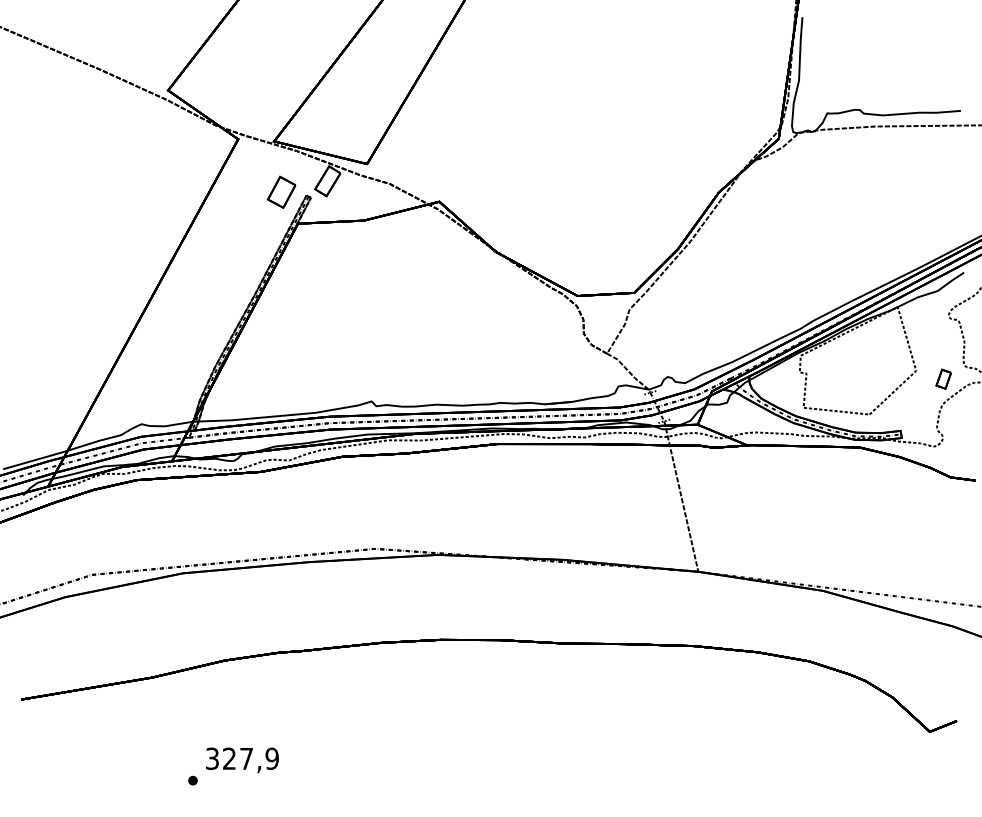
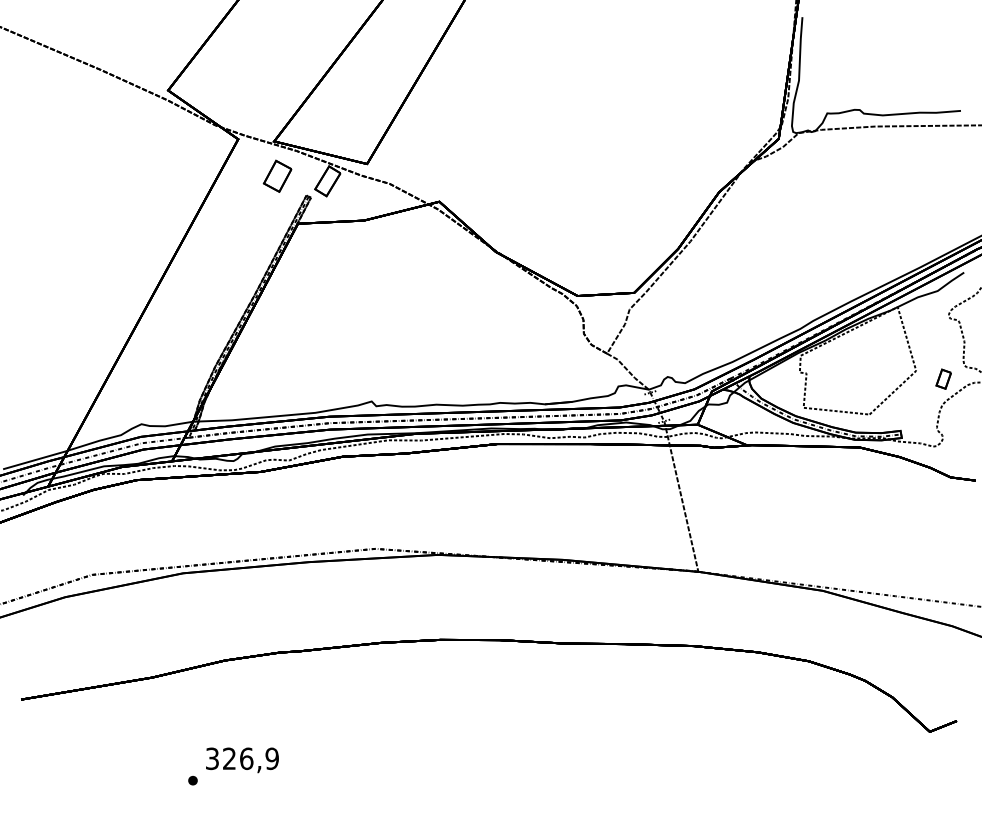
part position: (281, 191) -> (277, 175) (277, 175)
text: 327,9 -> 326,9 (246, 758)
